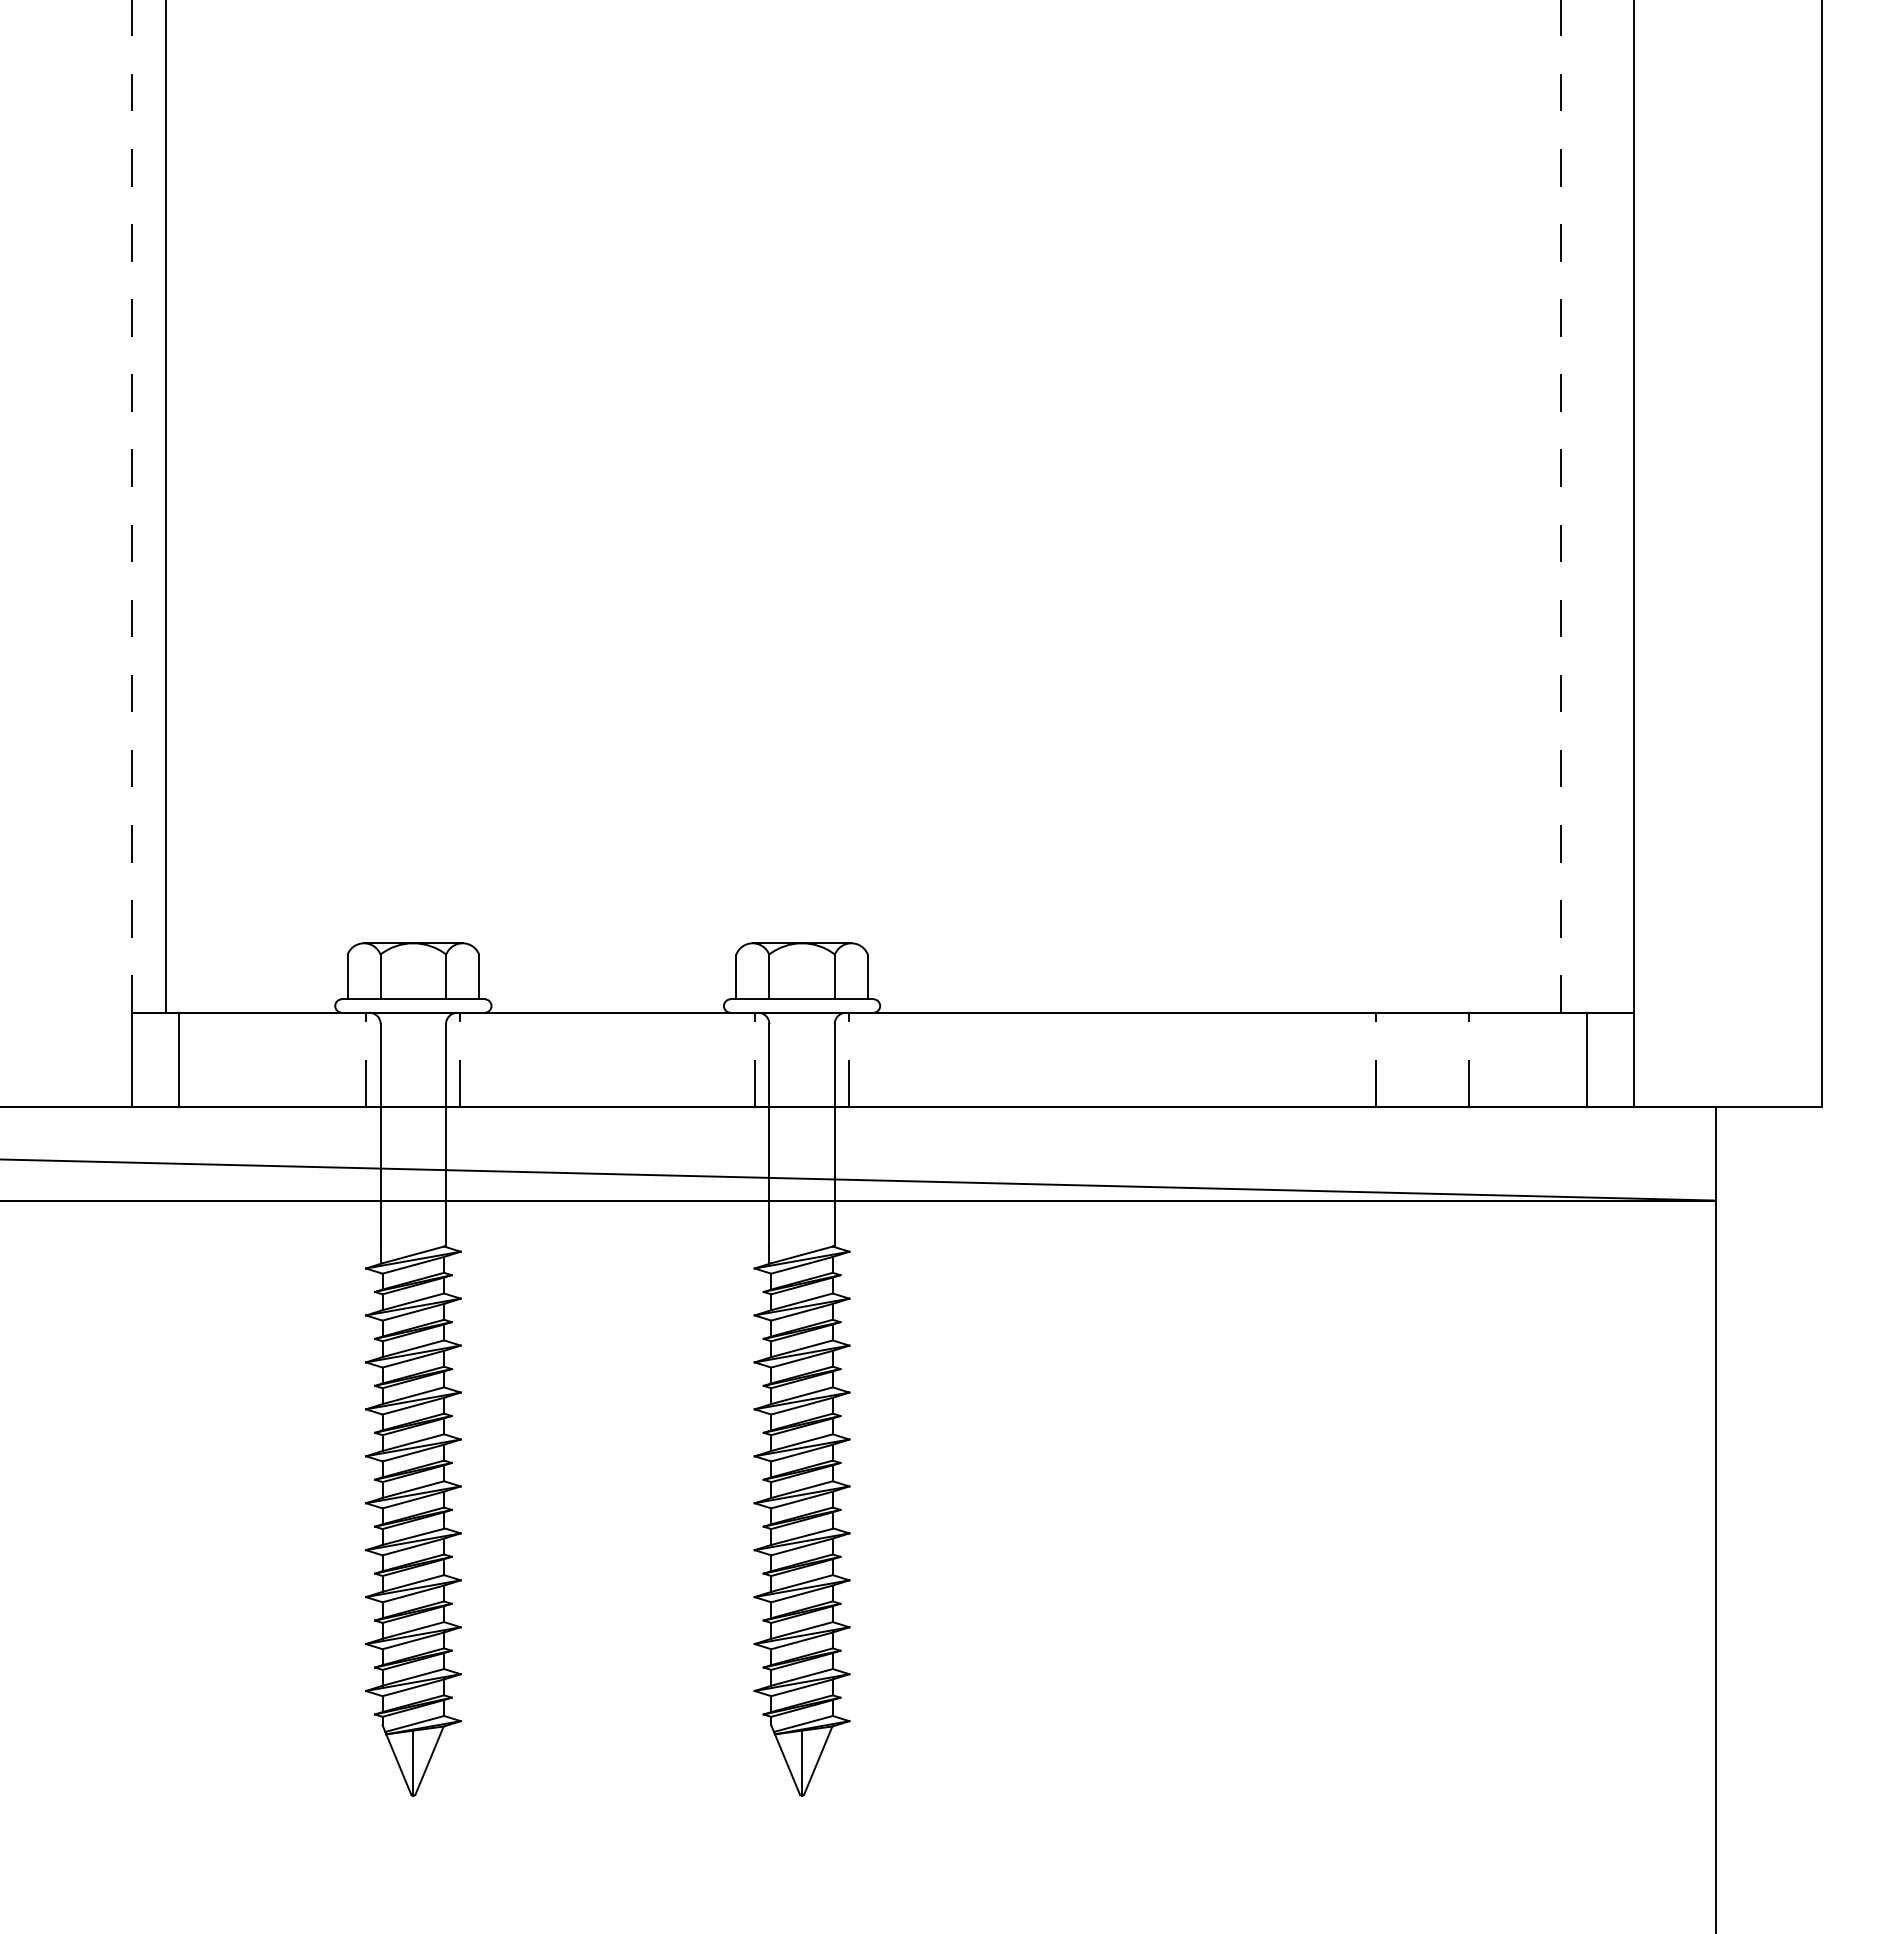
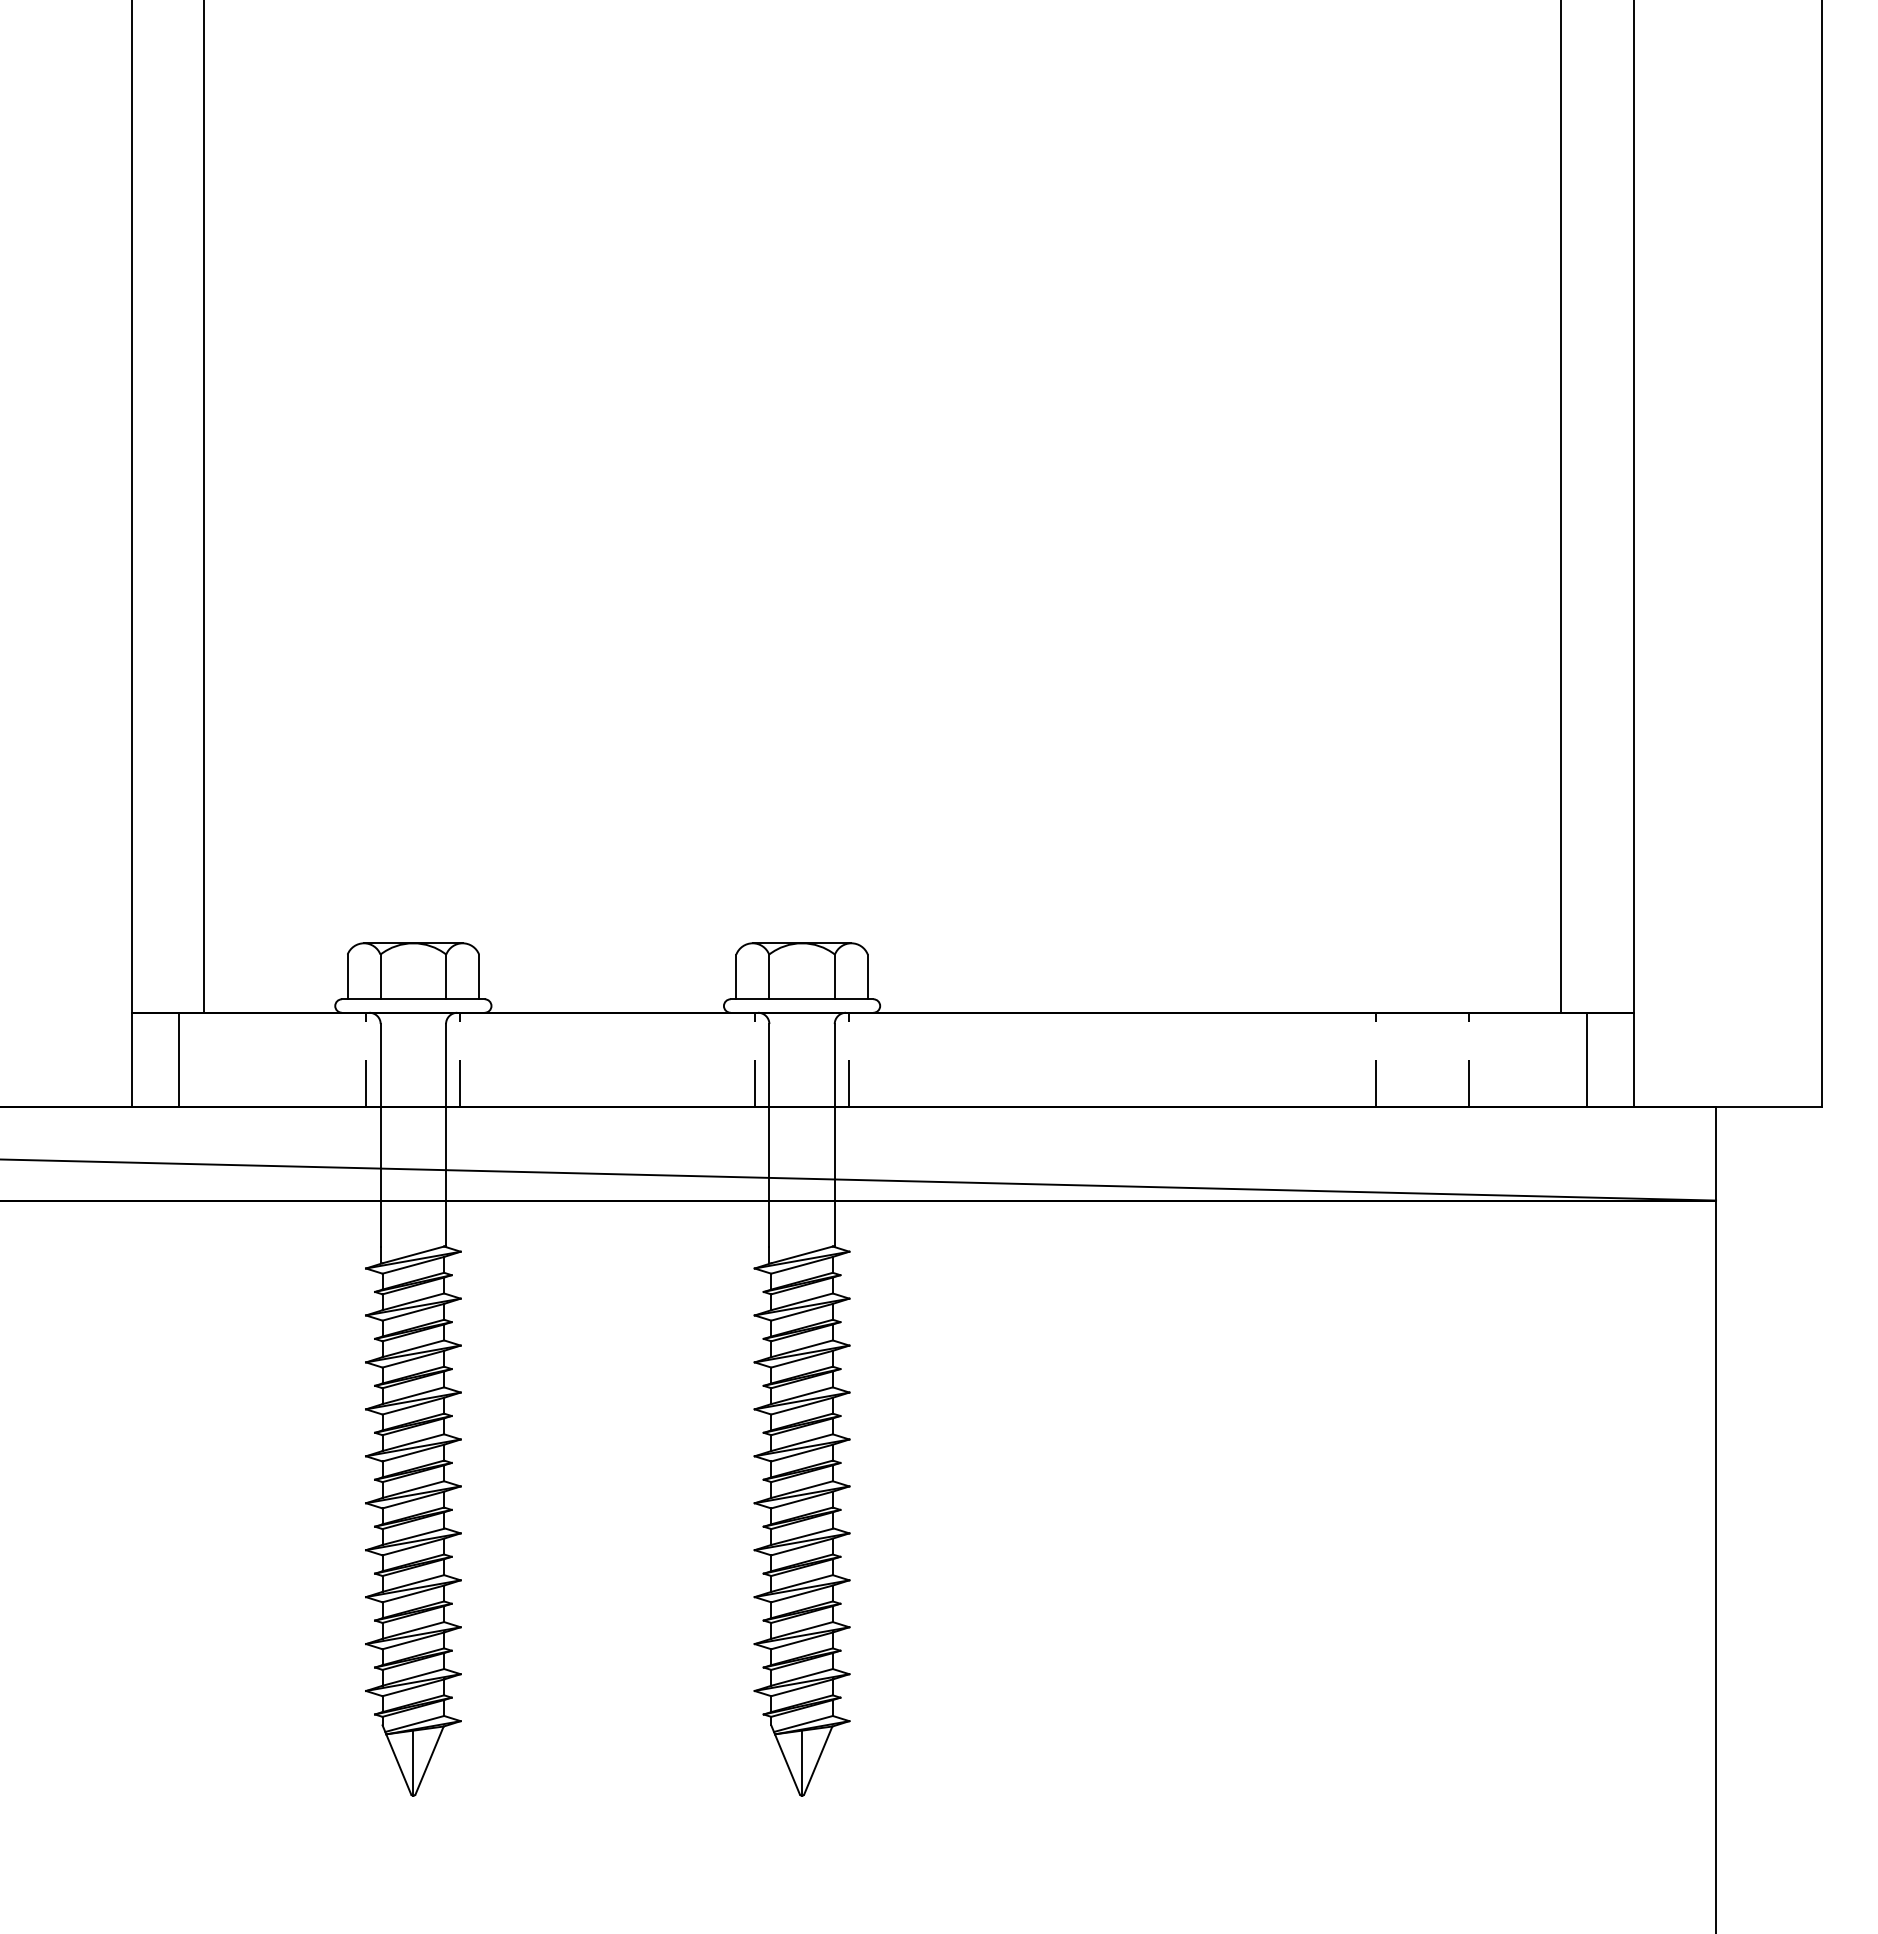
line: dashed -> solid (131, 506)
line: dashed -> solid (1561, 506)
line position: (166, 507) -> (204, 507) (204, 507)
